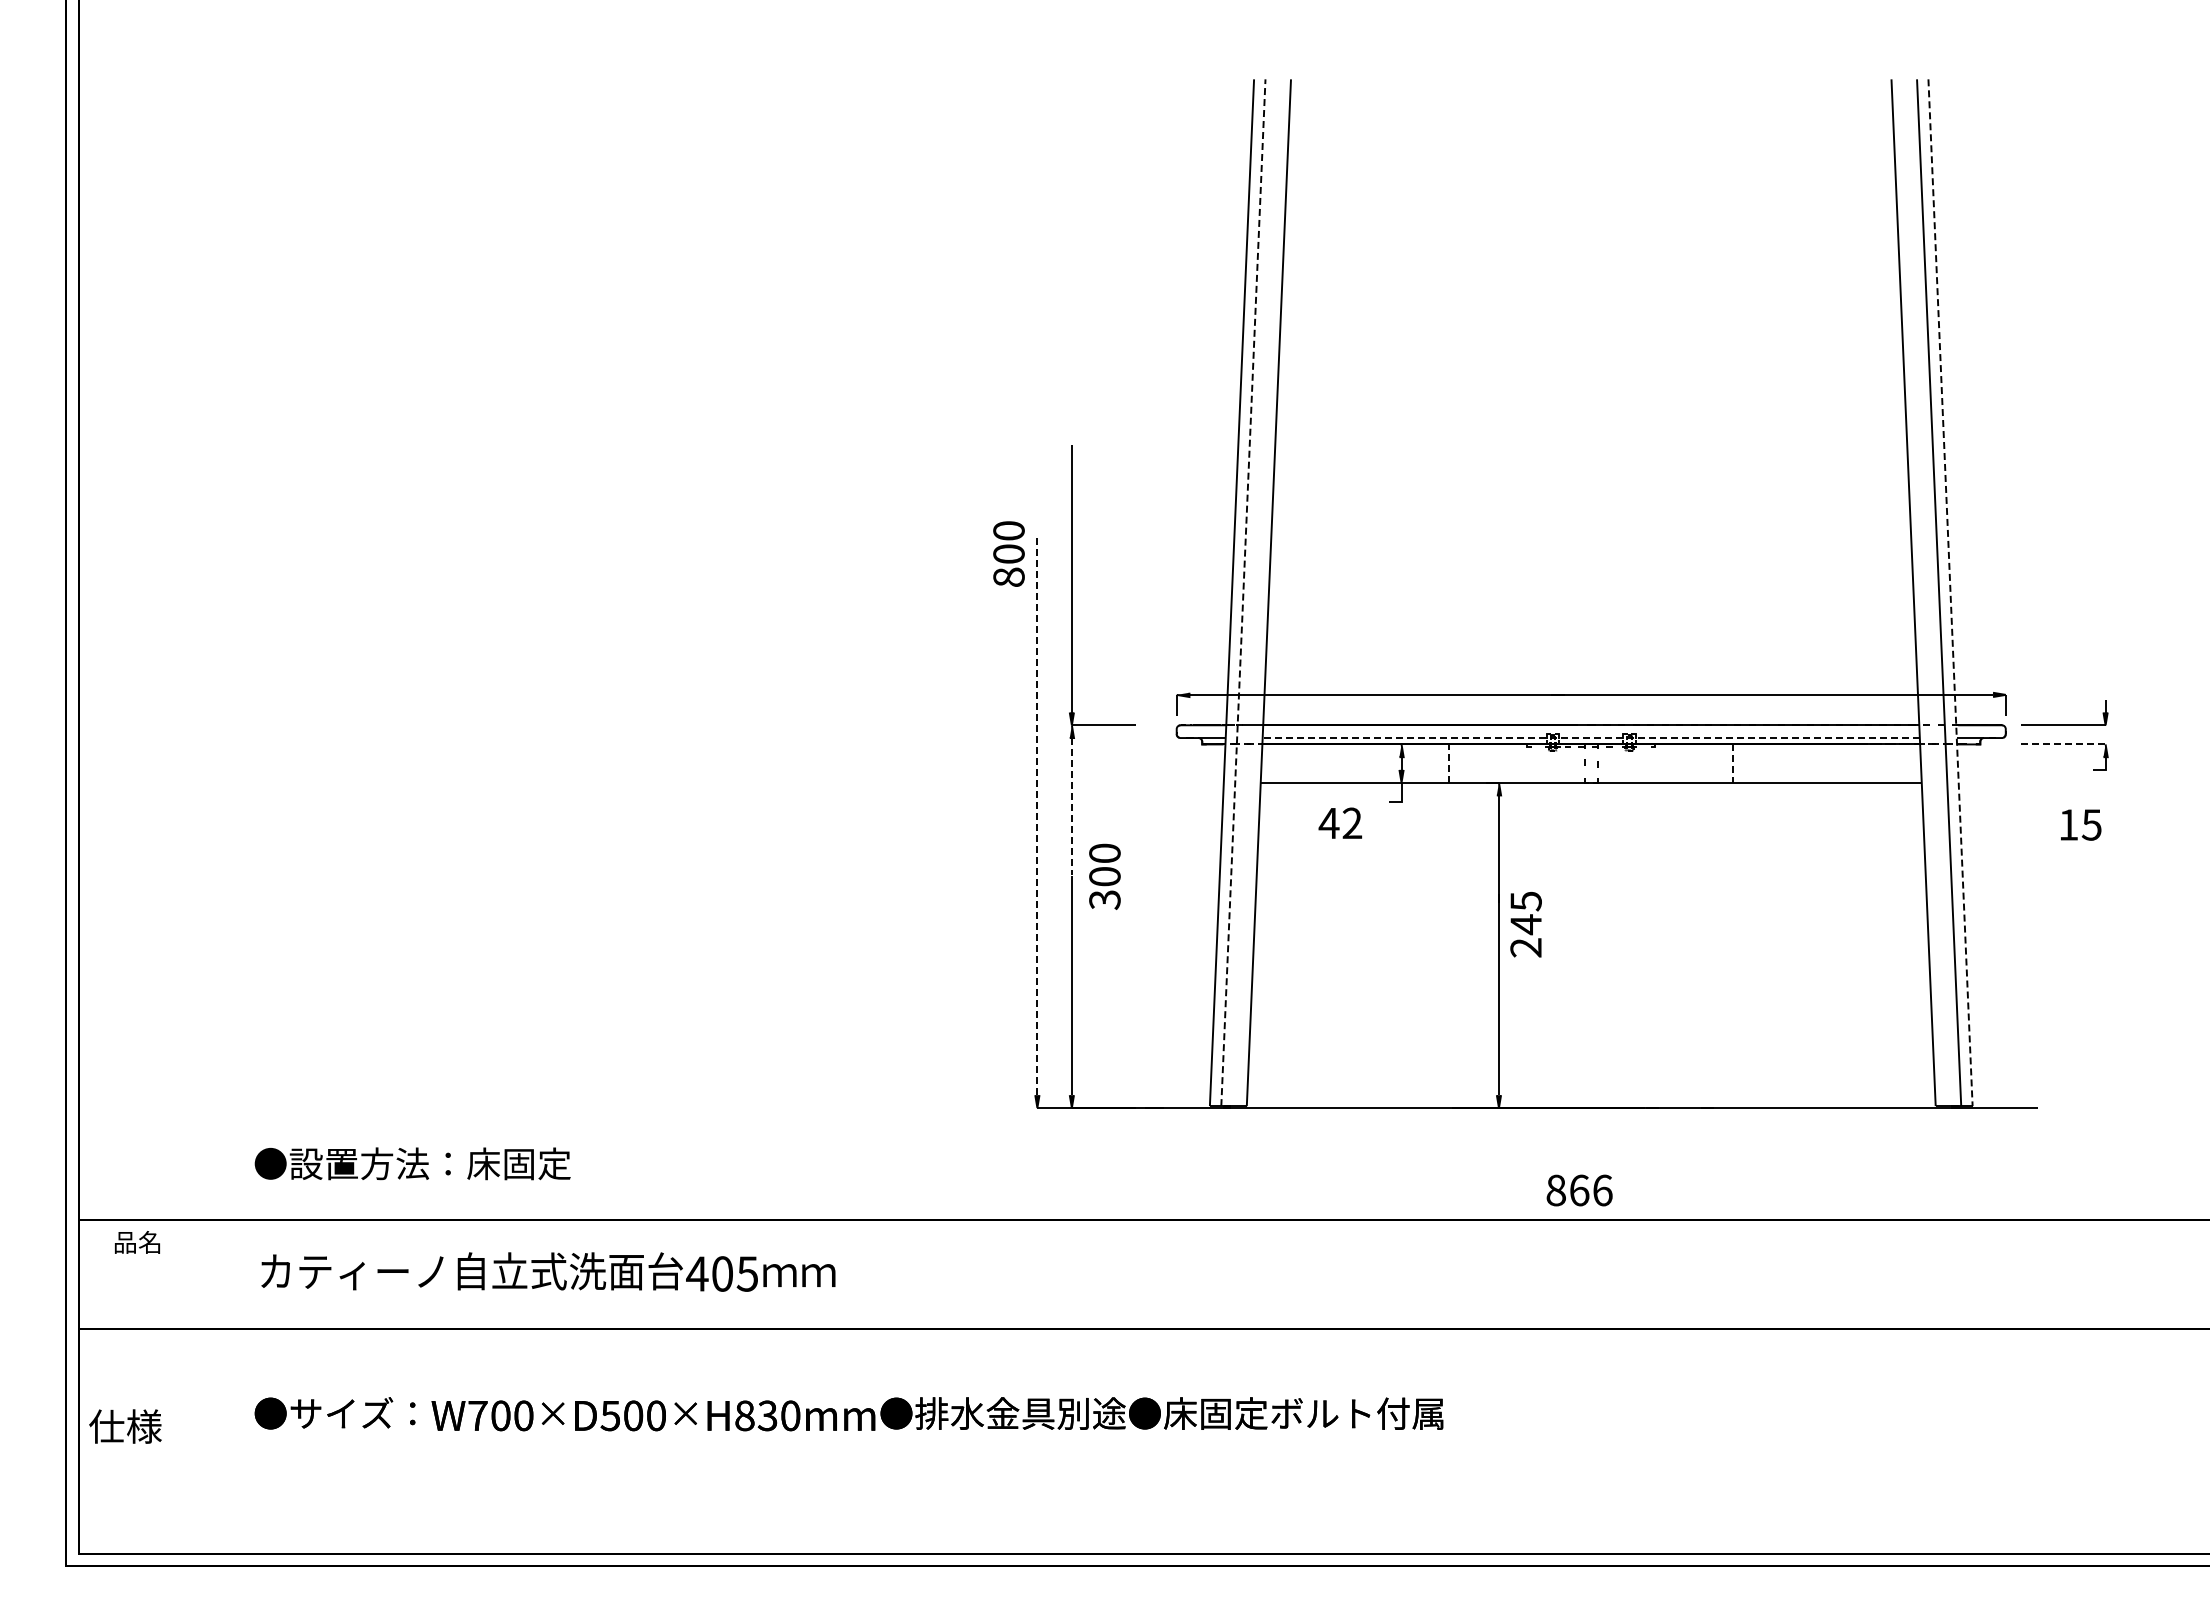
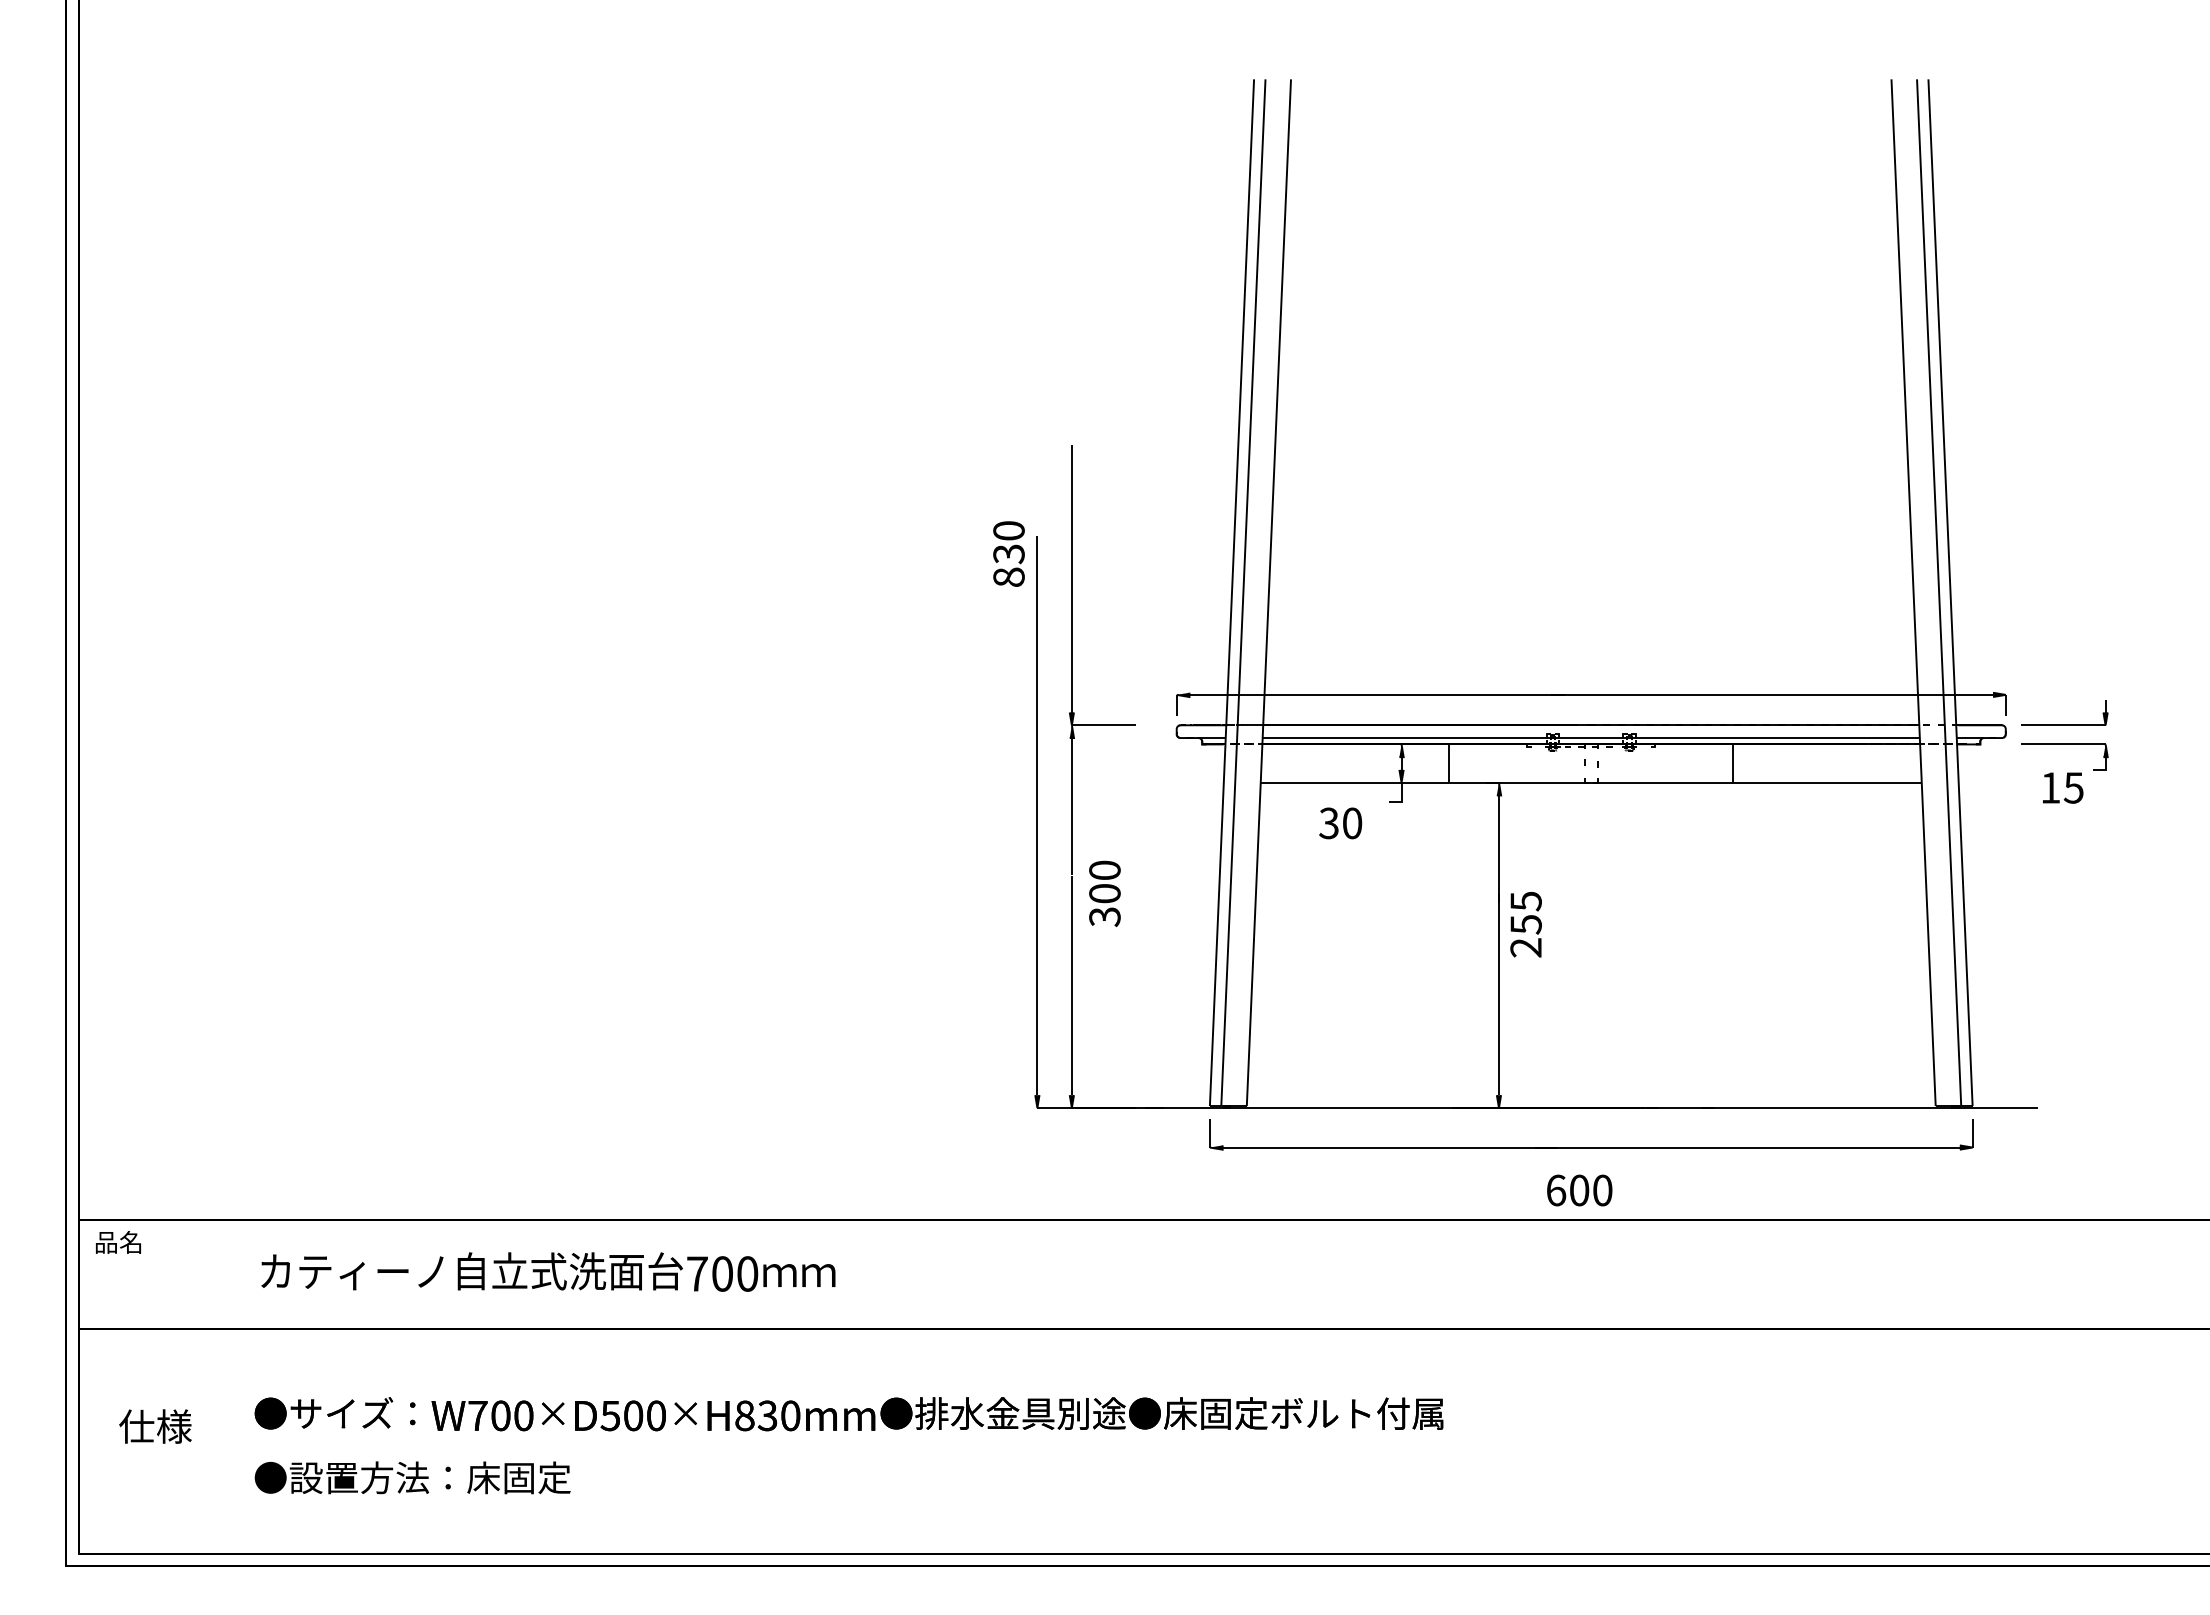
text: 800 -> 830 (1008, 554)
line: dashed -> solid (1243, 592)
line: dashed -> solid (1950, 592)
line: dashed -> solid (1591, 738)
line: dashed -> solid (2064, 744)
line: dashed -> solid (1449, 763)
line: dashed -> solid (1733, 764)
line: dashed -> solid (1071, 806)
line: dashed -> solid (1037, 815)
text: 42 -> 30 (1340, 823)
text position: (2081, 824) -> (2063, 787) (2063, 787)
text position: (1104, 876) -> (1104, 893) (1104, 893)
text: 245 -> 255 (1525, 924)
part: none -> present (1591, 1147)
text position: (412, 1163) -> (412, 1477) (412, 1477)
text: 866 -> 600 (1579, 1190)
text position: (137, 1242) -> (118, 1242) (118, 1242)
text: 405 -> 700 (722, 1273)
text position: (125, 1426) -> (155, 1426) (155, 1426)
